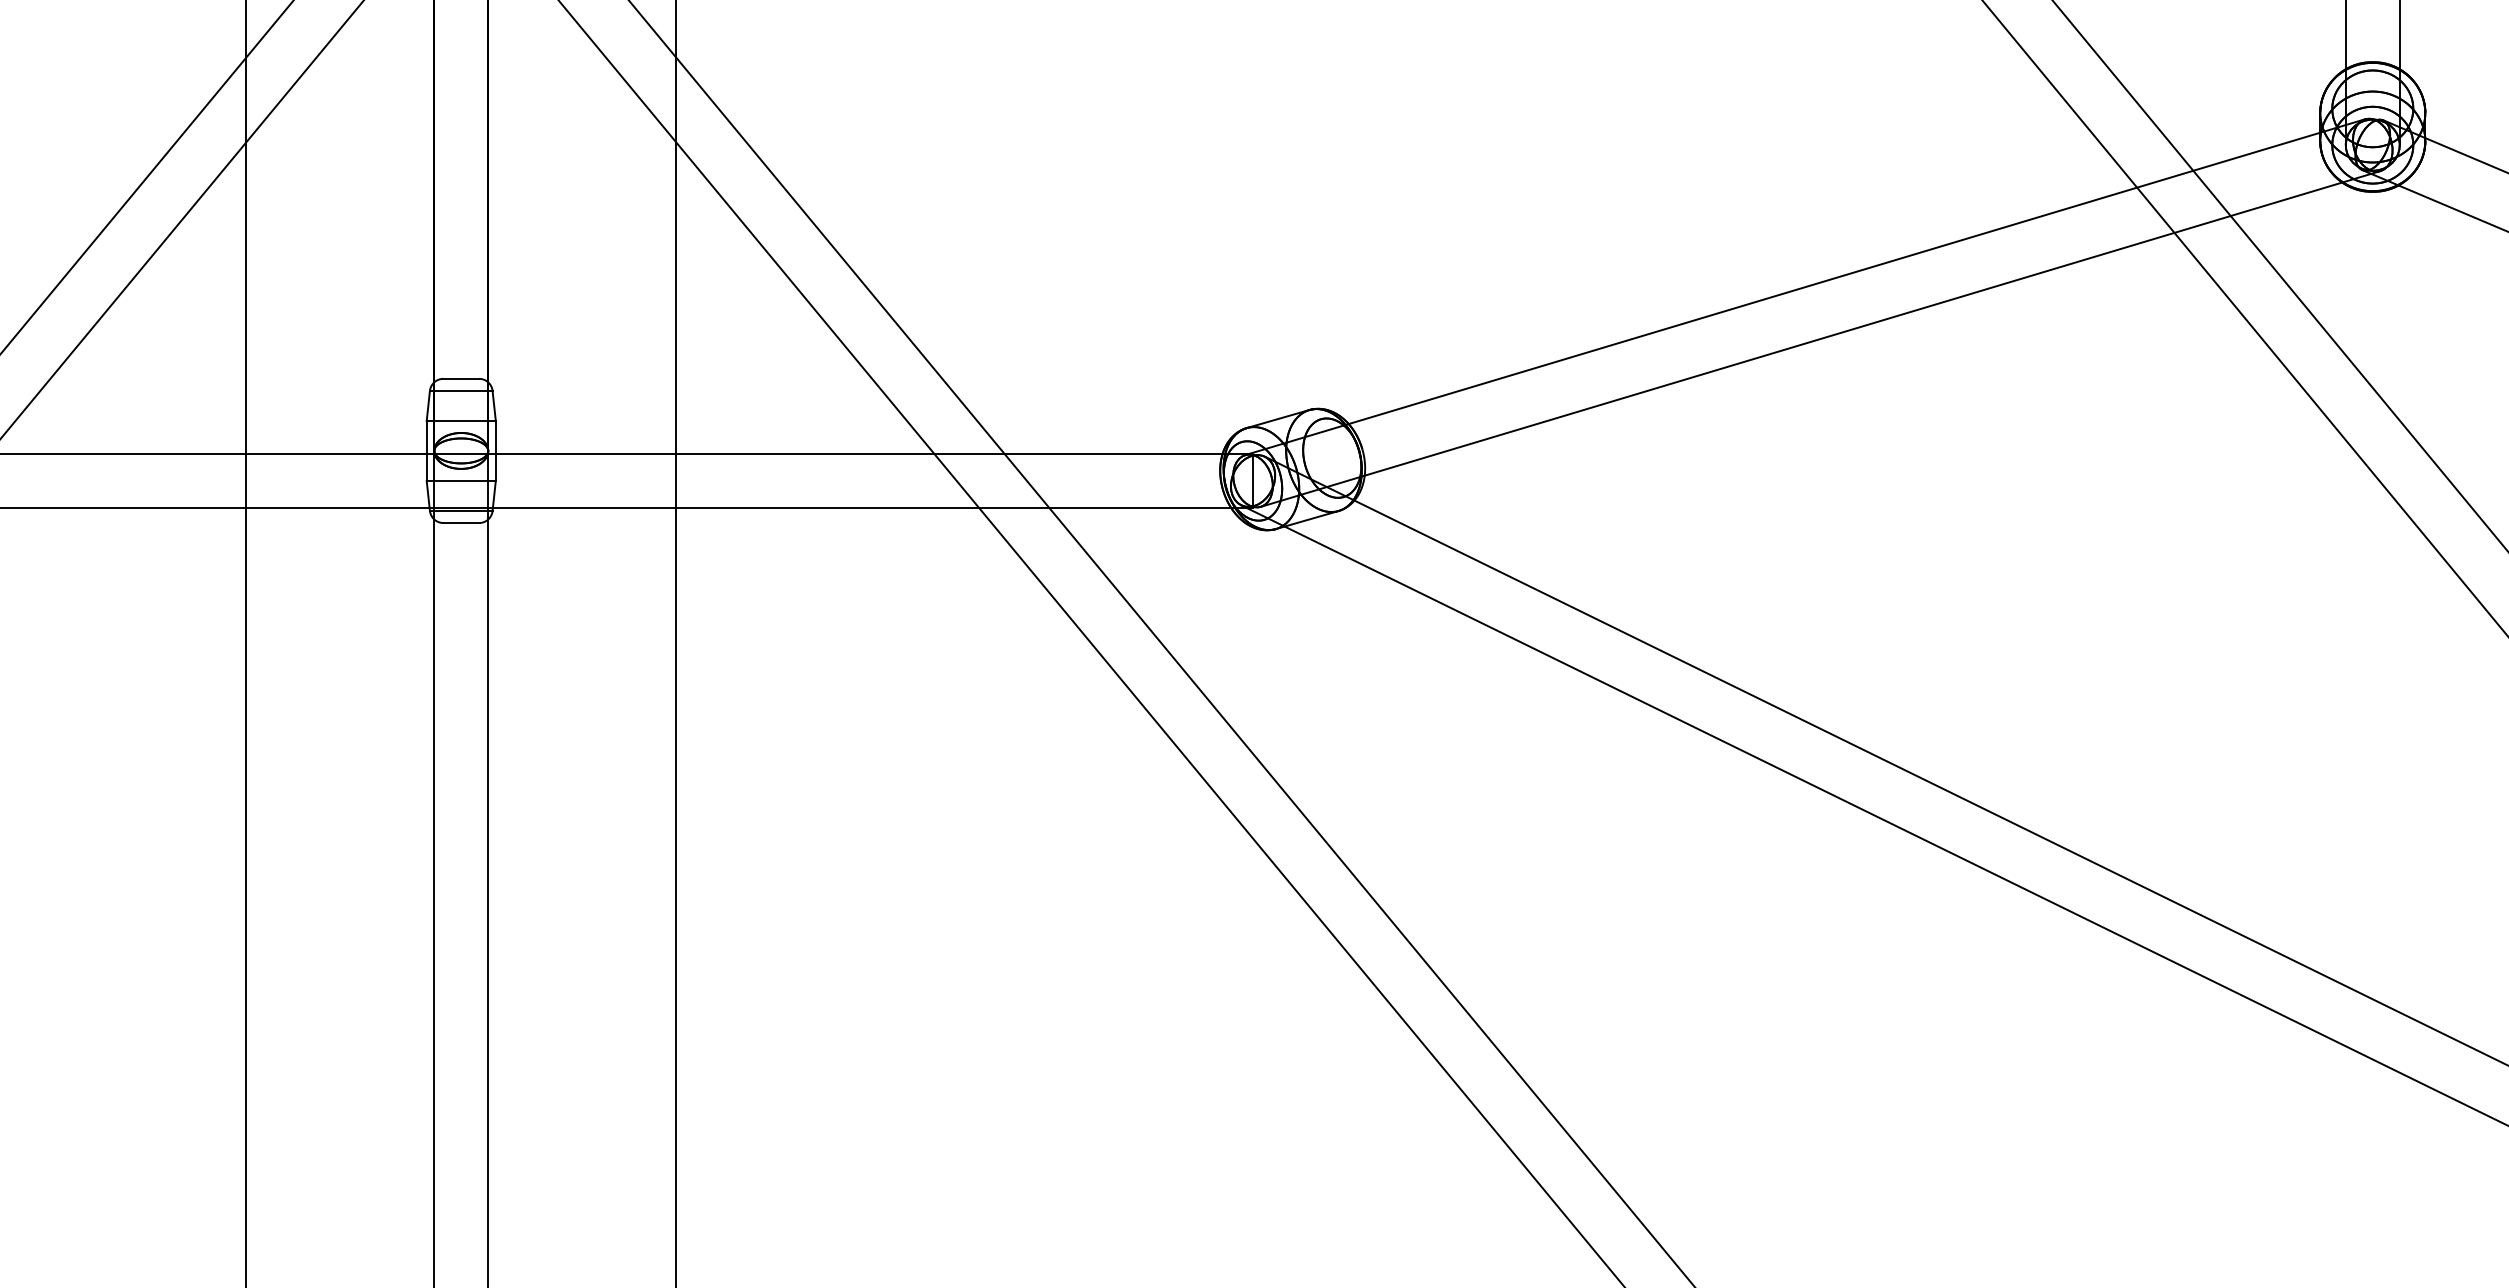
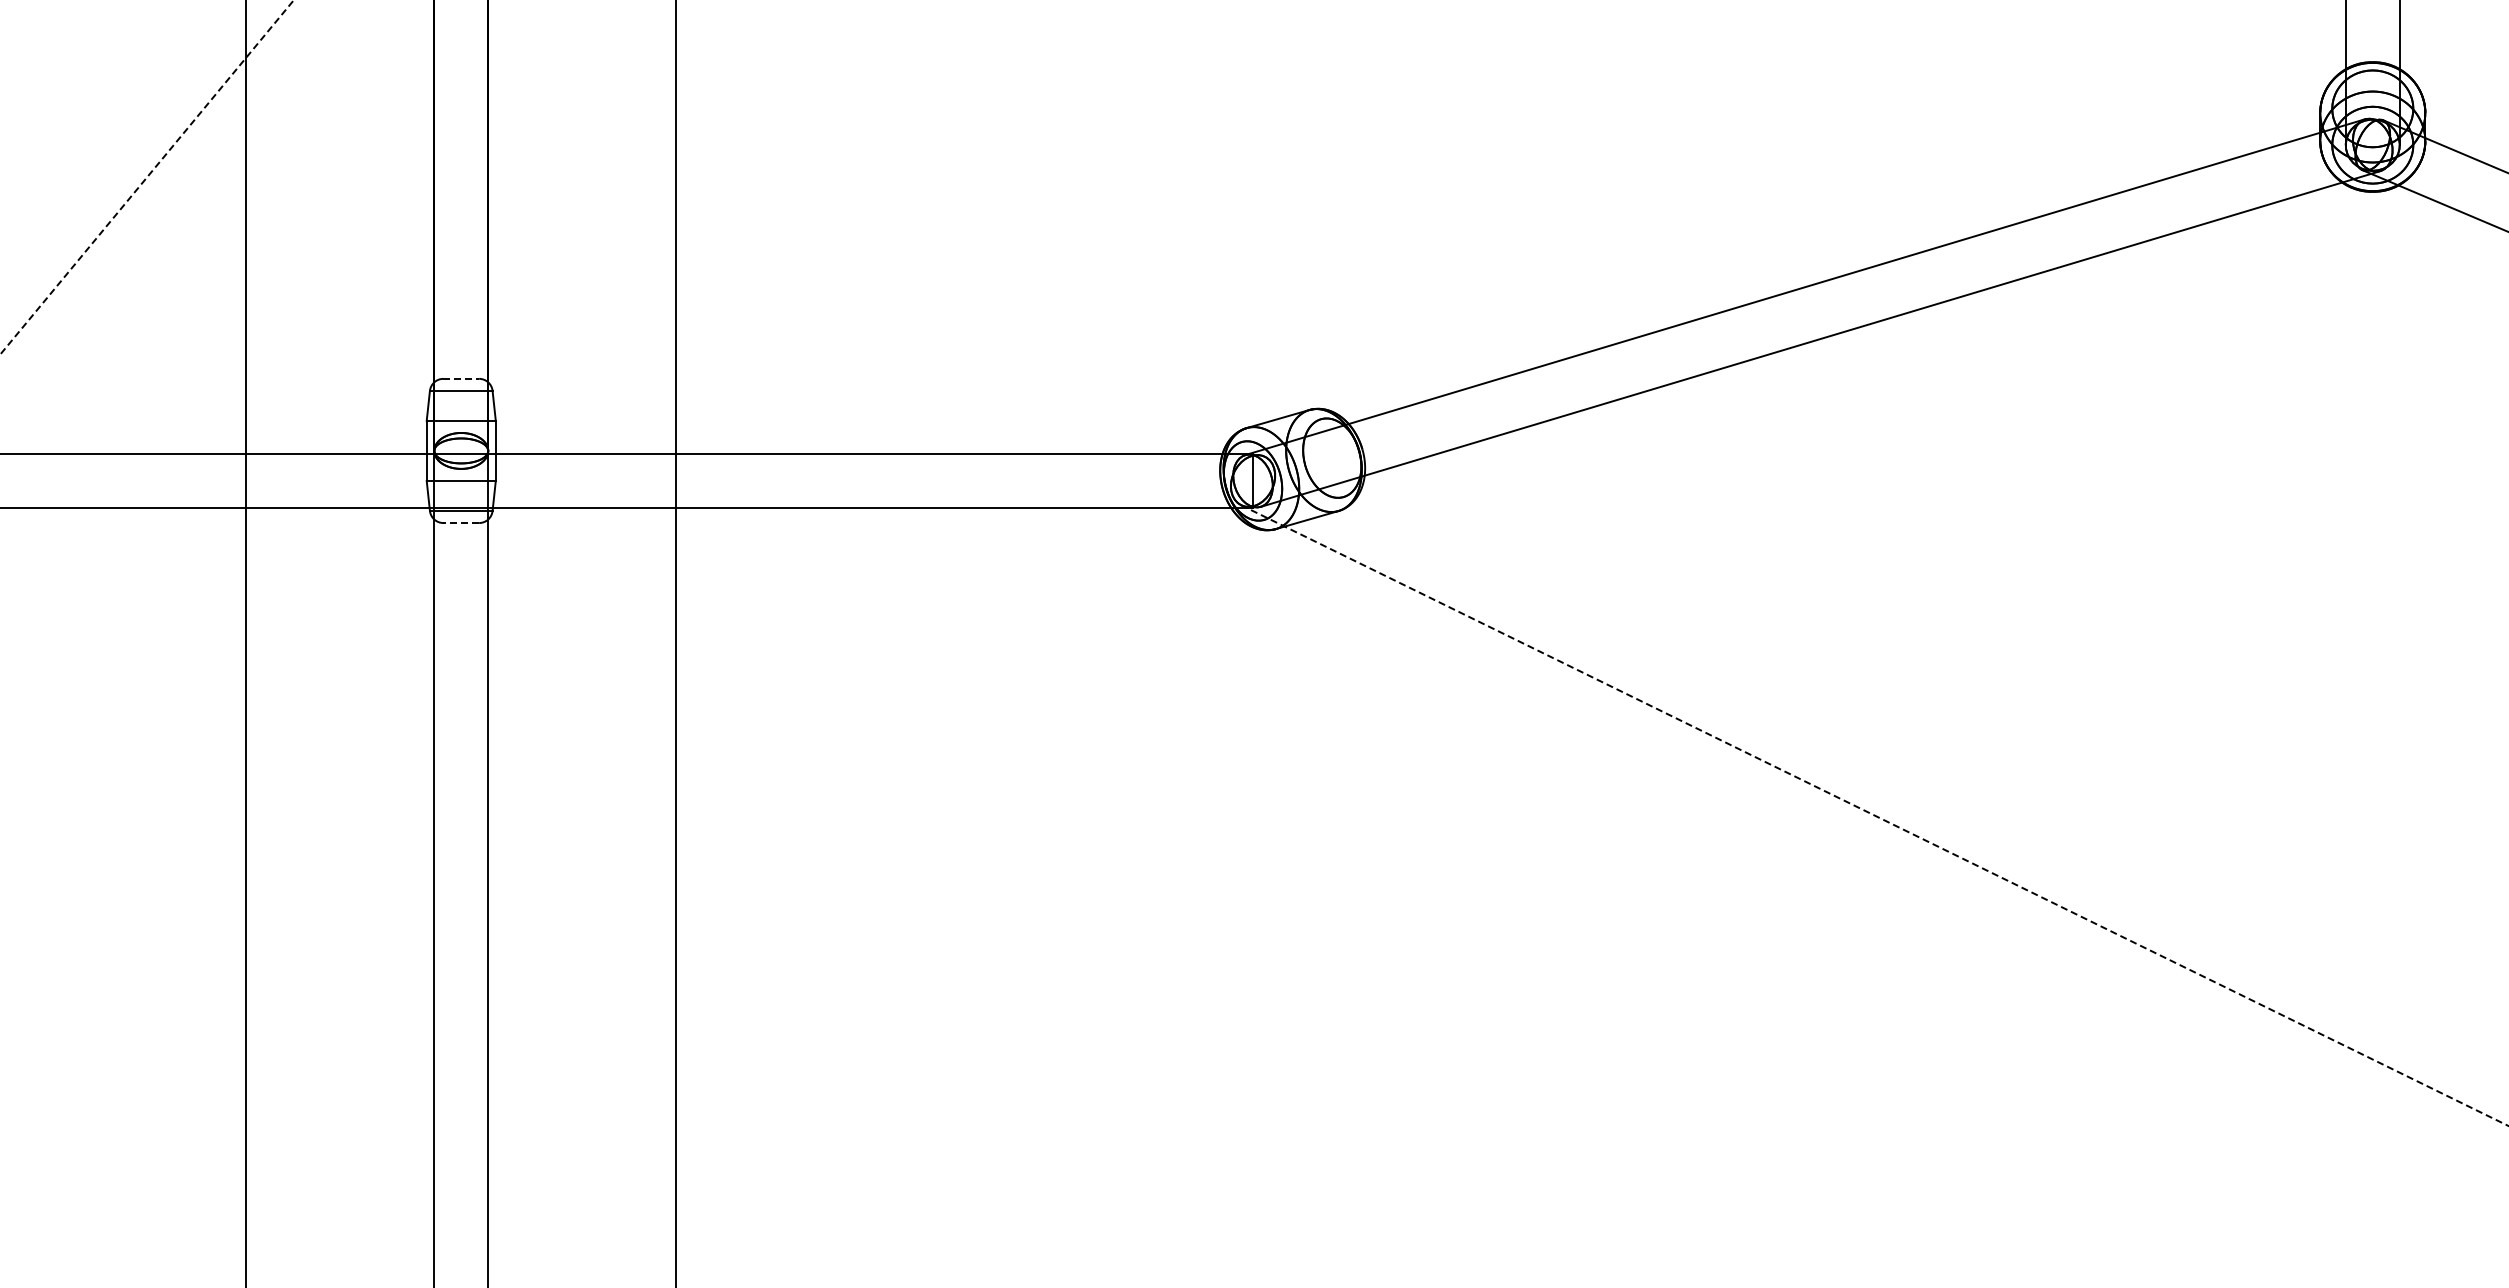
line: solid -> dashed (147, 177)
line: present -> none (182, 219)
line: present -> none (2279, 275)
line: present -> none (2244, 317)
line: solid -> dashed (461, 378)
line: solid -> dashed (461, 523)
line: present -> none (1091, 643)
line: present -> none (1161, 643)
line: present -> none (1884, 760)
line: solid -> dashed (1875, 815)
